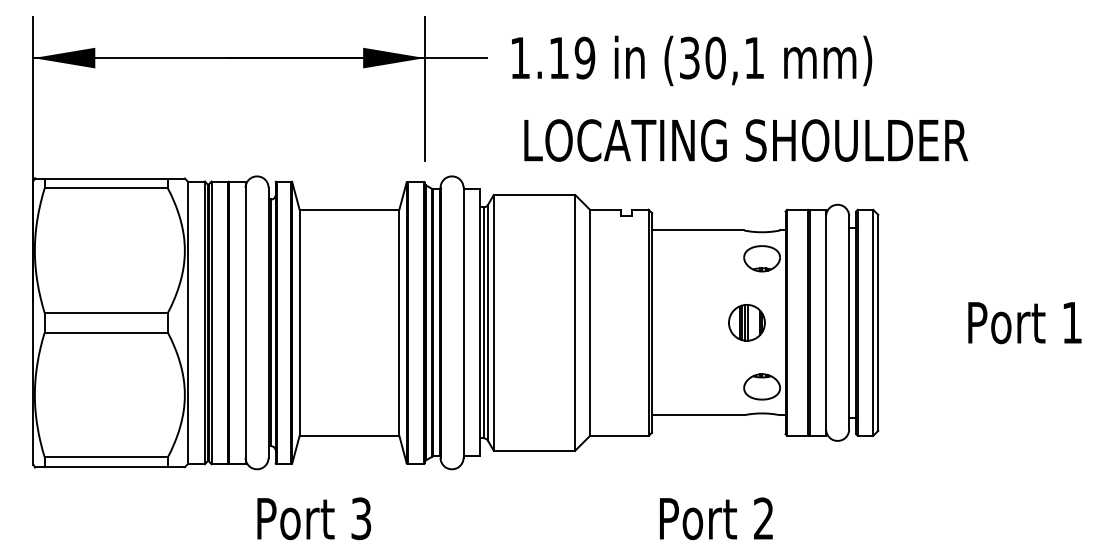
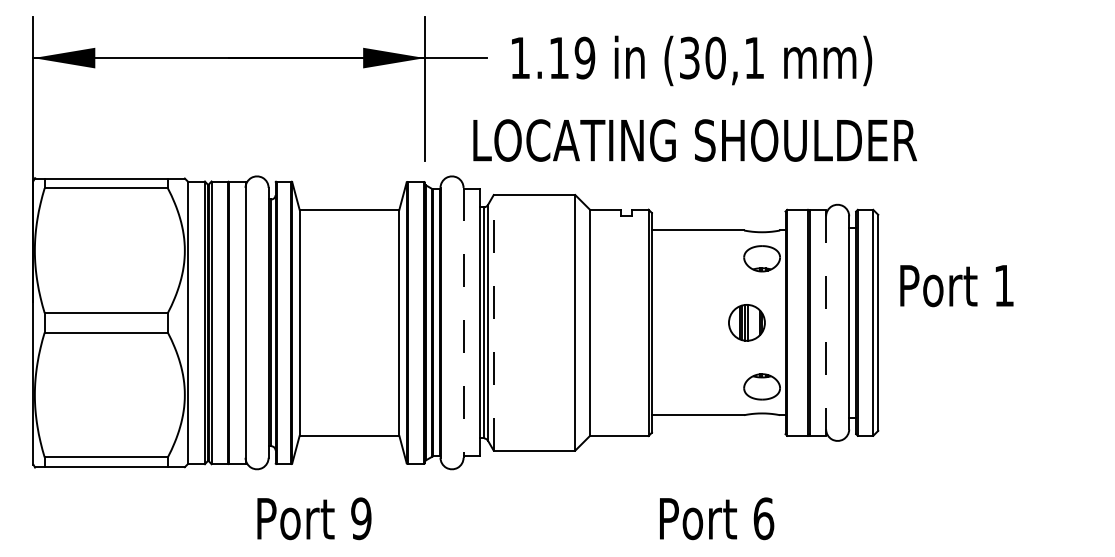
text position: (745, 140) -> (694, 140) (694, 140)
line: solid -> dashed (463, 322)
line: solid -> dashed (493, 322)
line: solid -> dashed (826, 322)
text position: (1024, 323) -> (956, 286) (956, 286)
text: 3 -> 9 (361, 518)
text: 2 -> 6 (763, 518)
